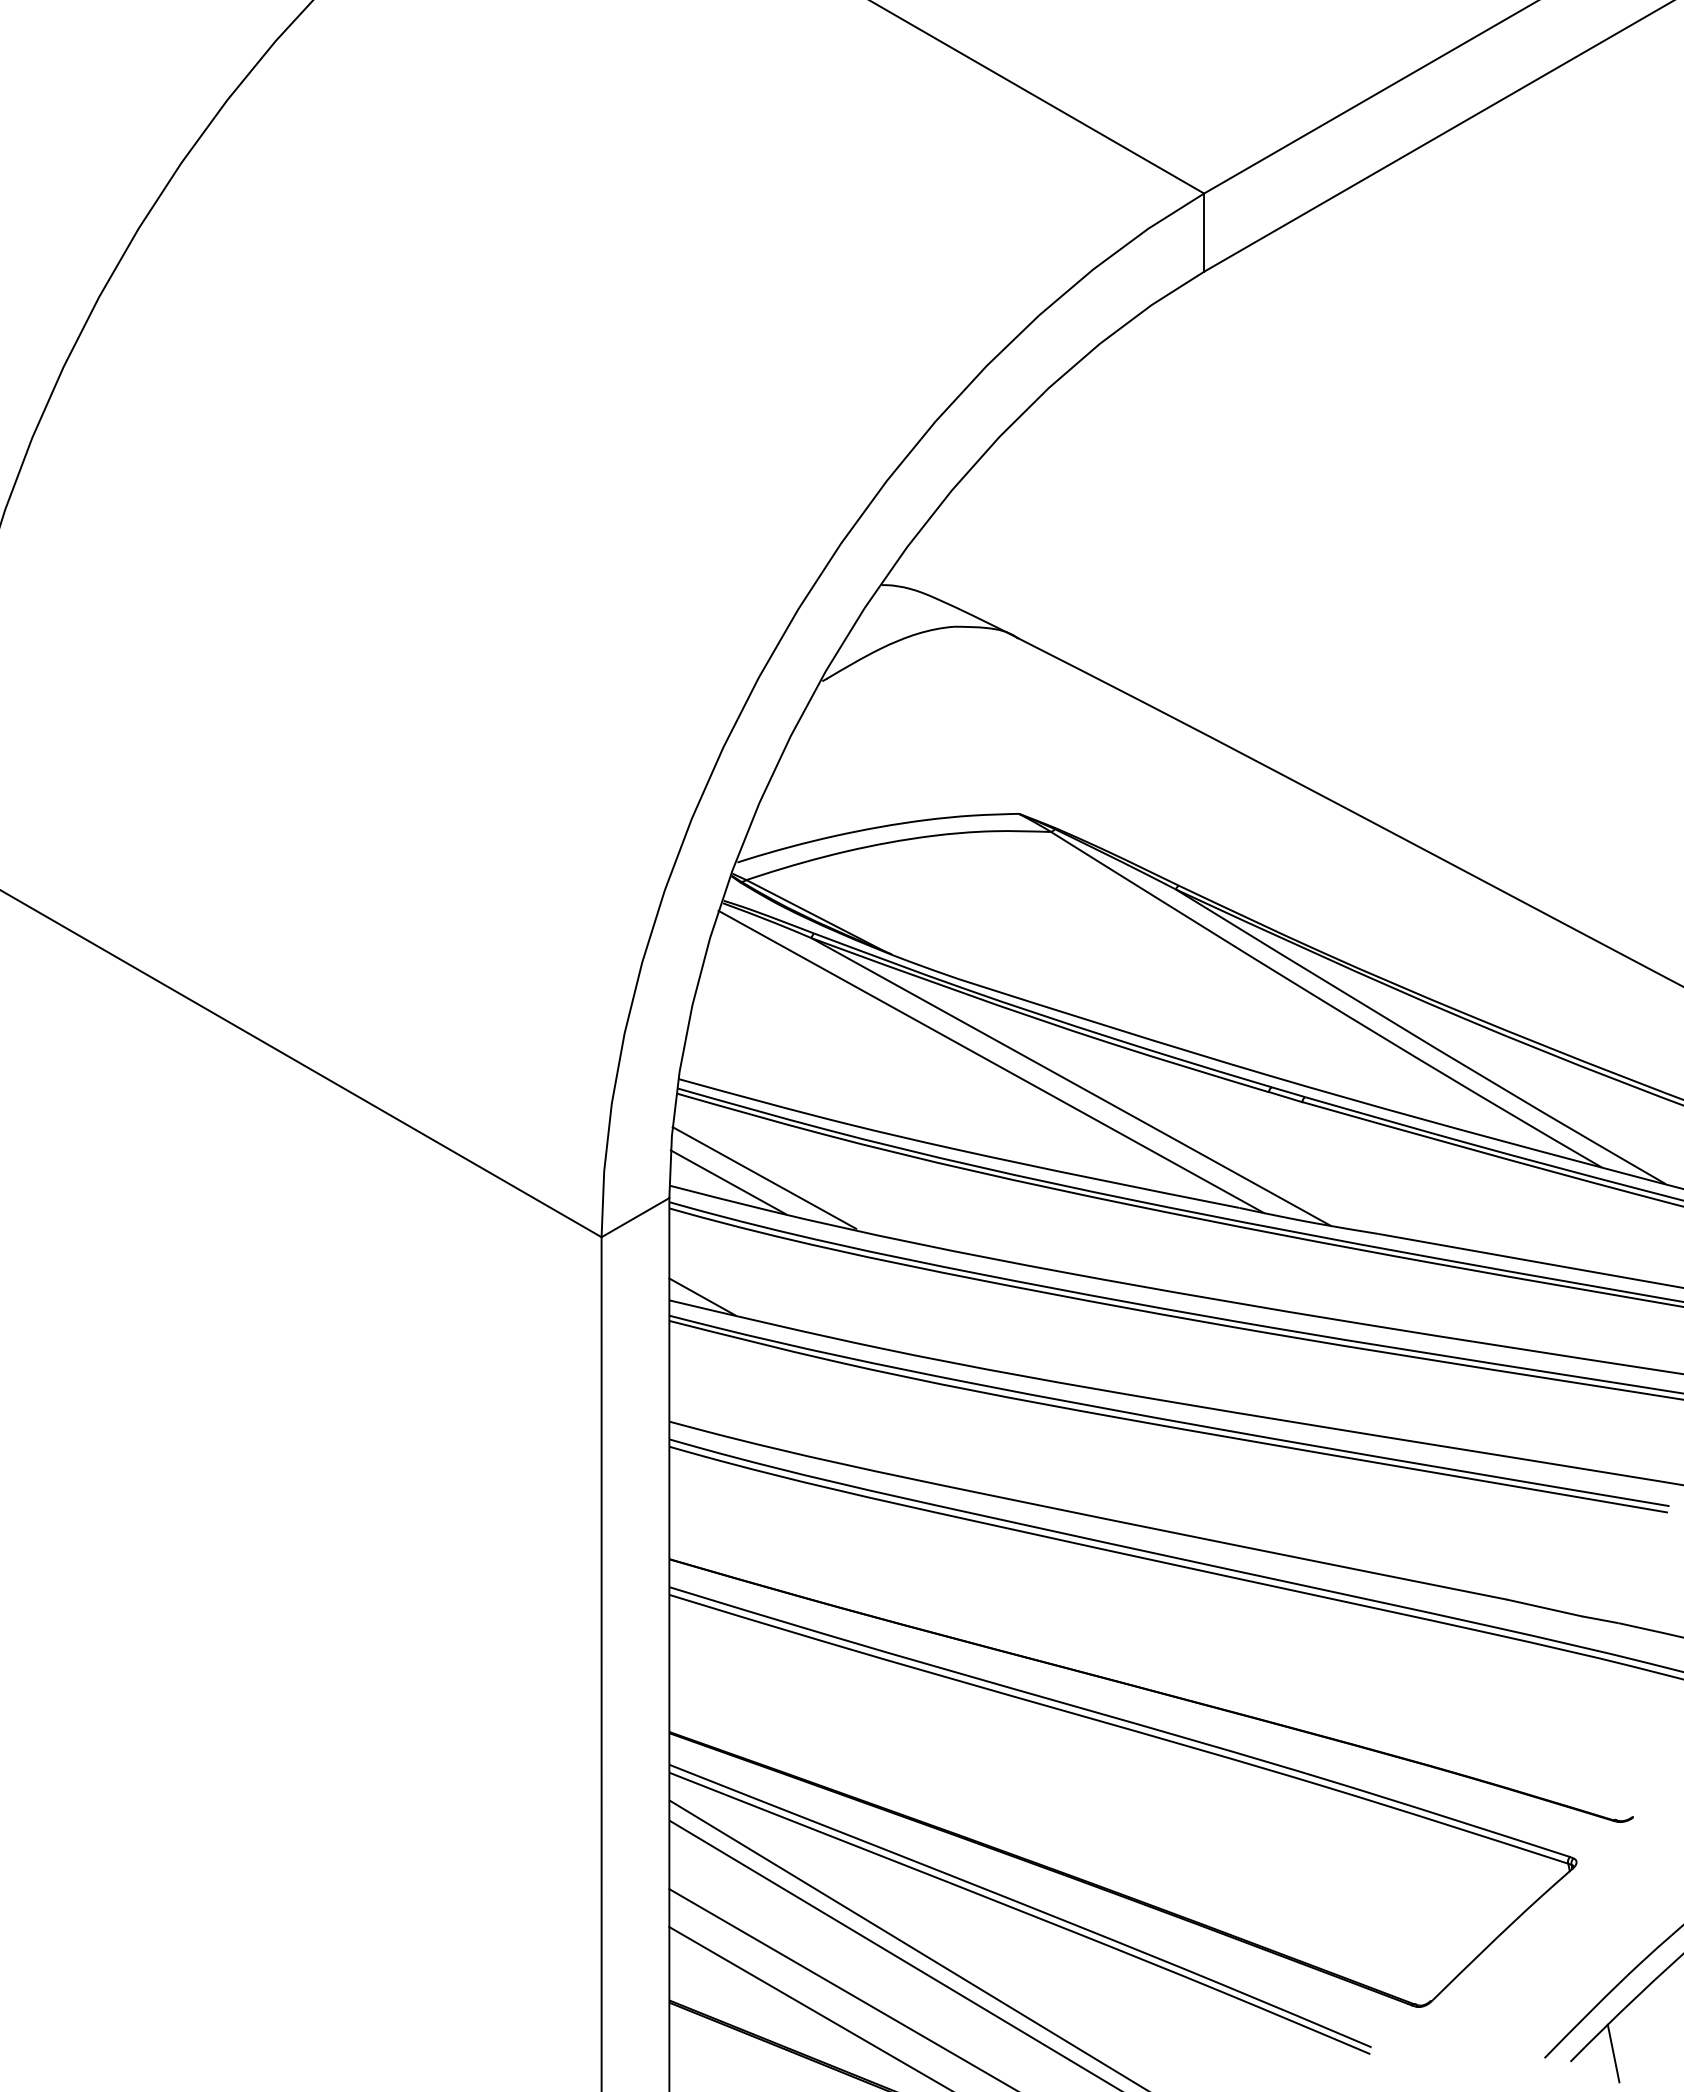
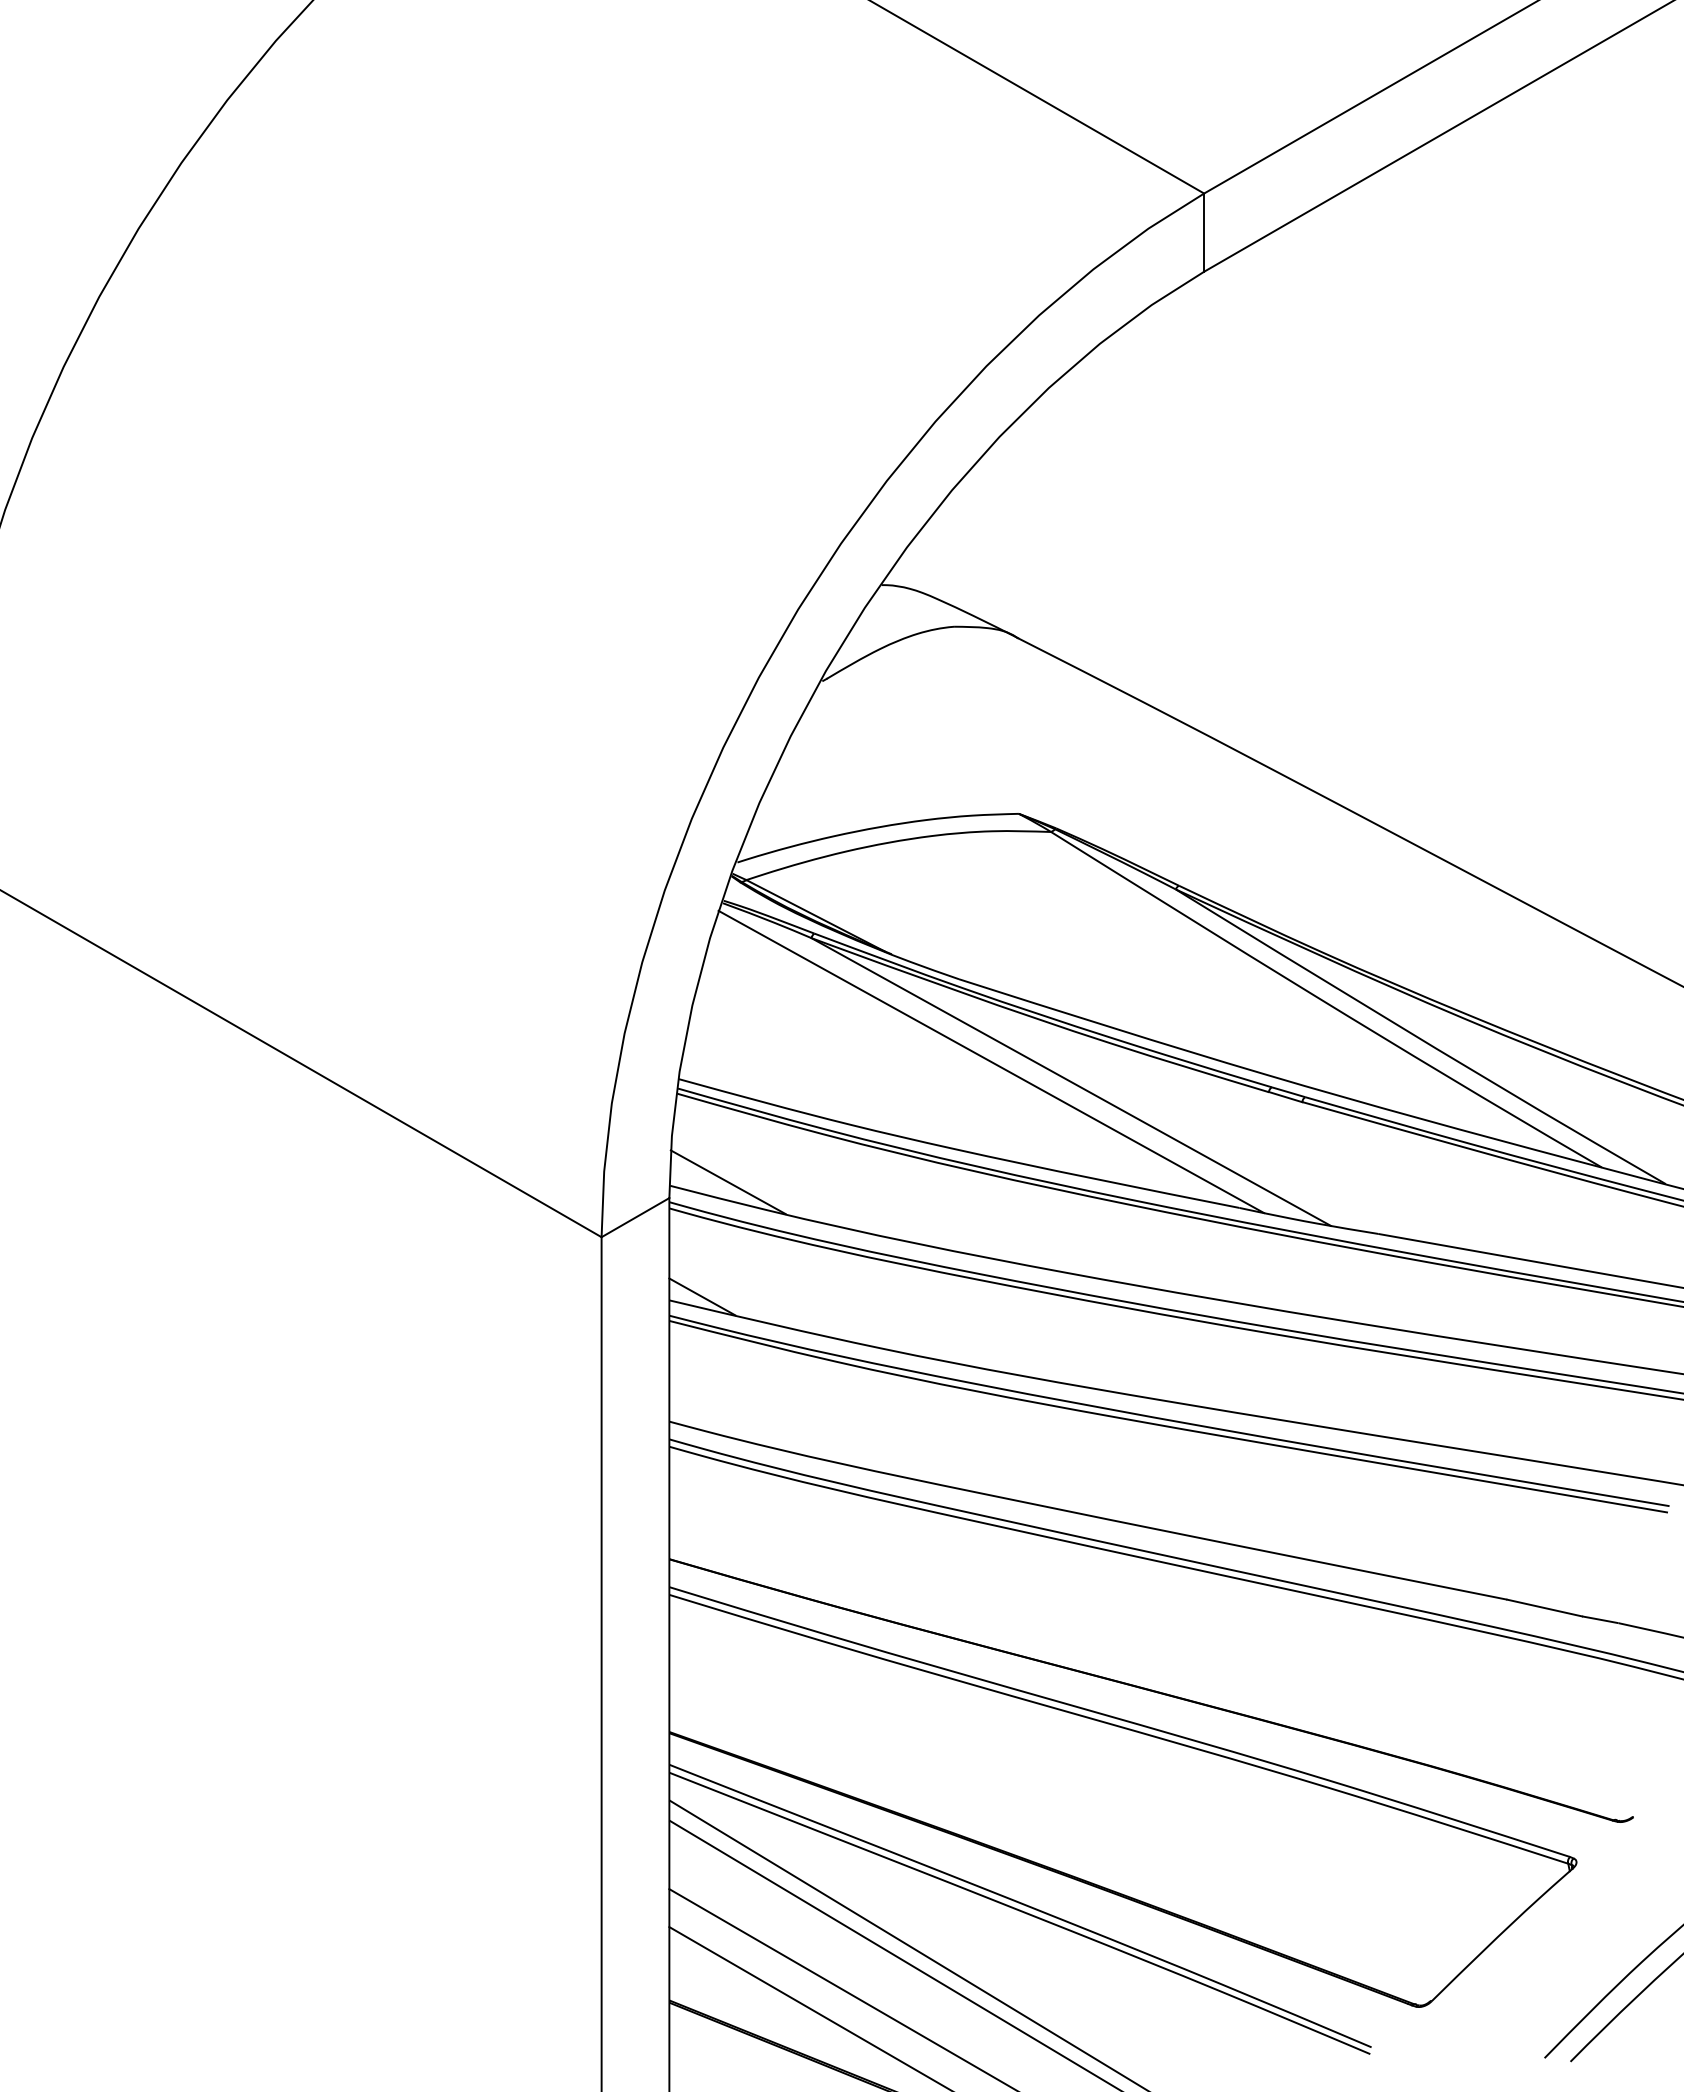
line: present -> none (764, 1177)
line: present -> none (1613, 2053)
